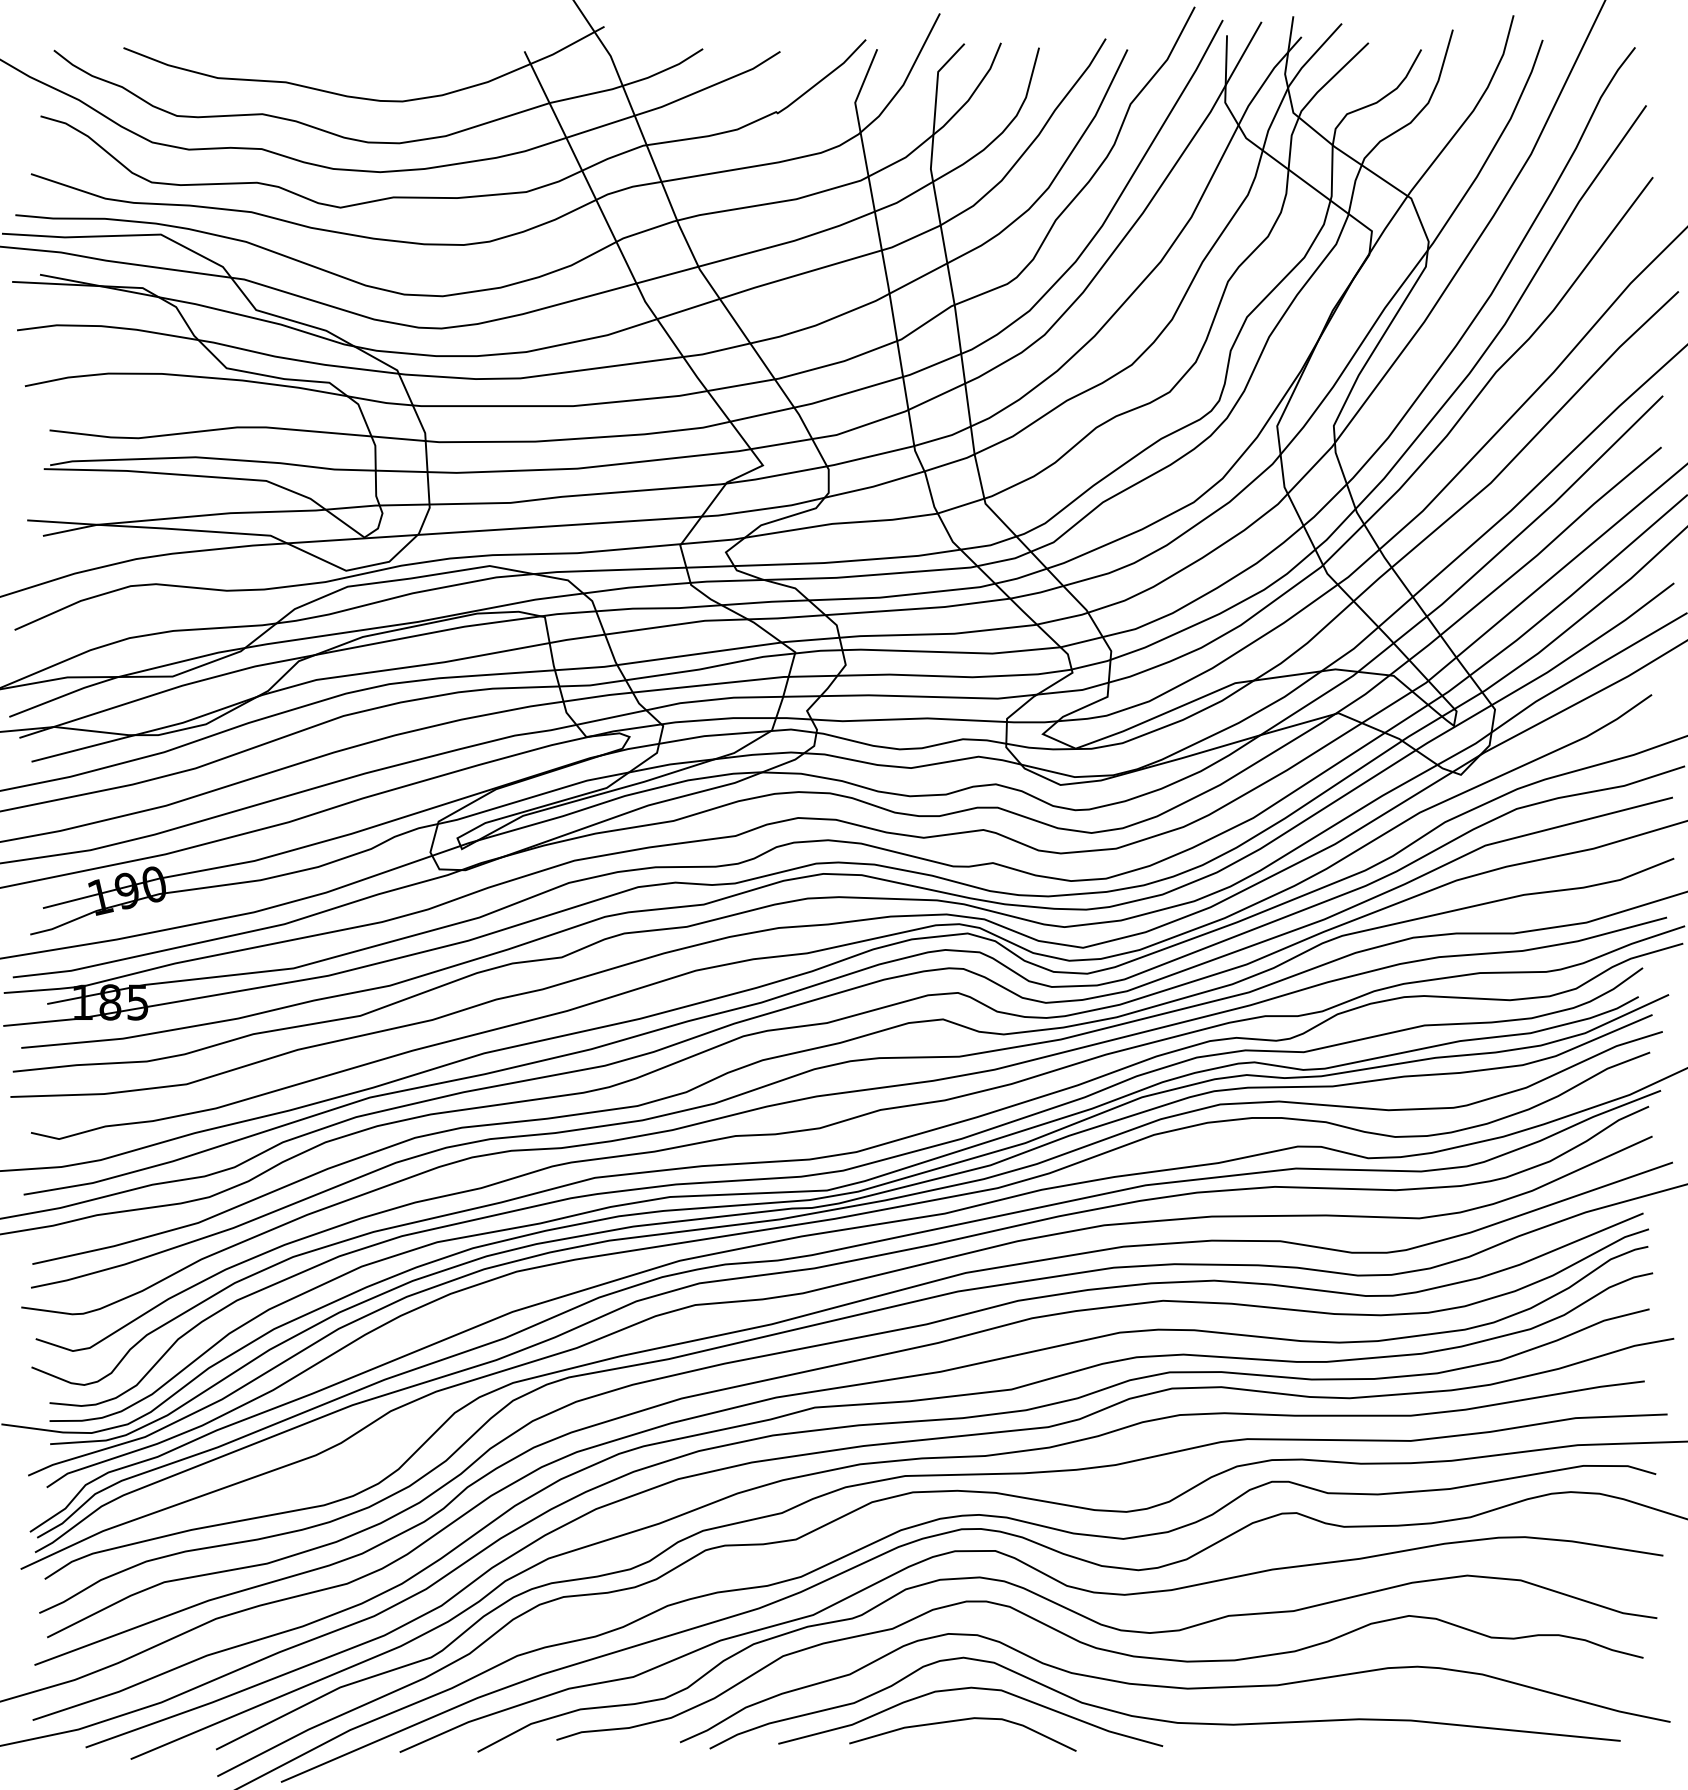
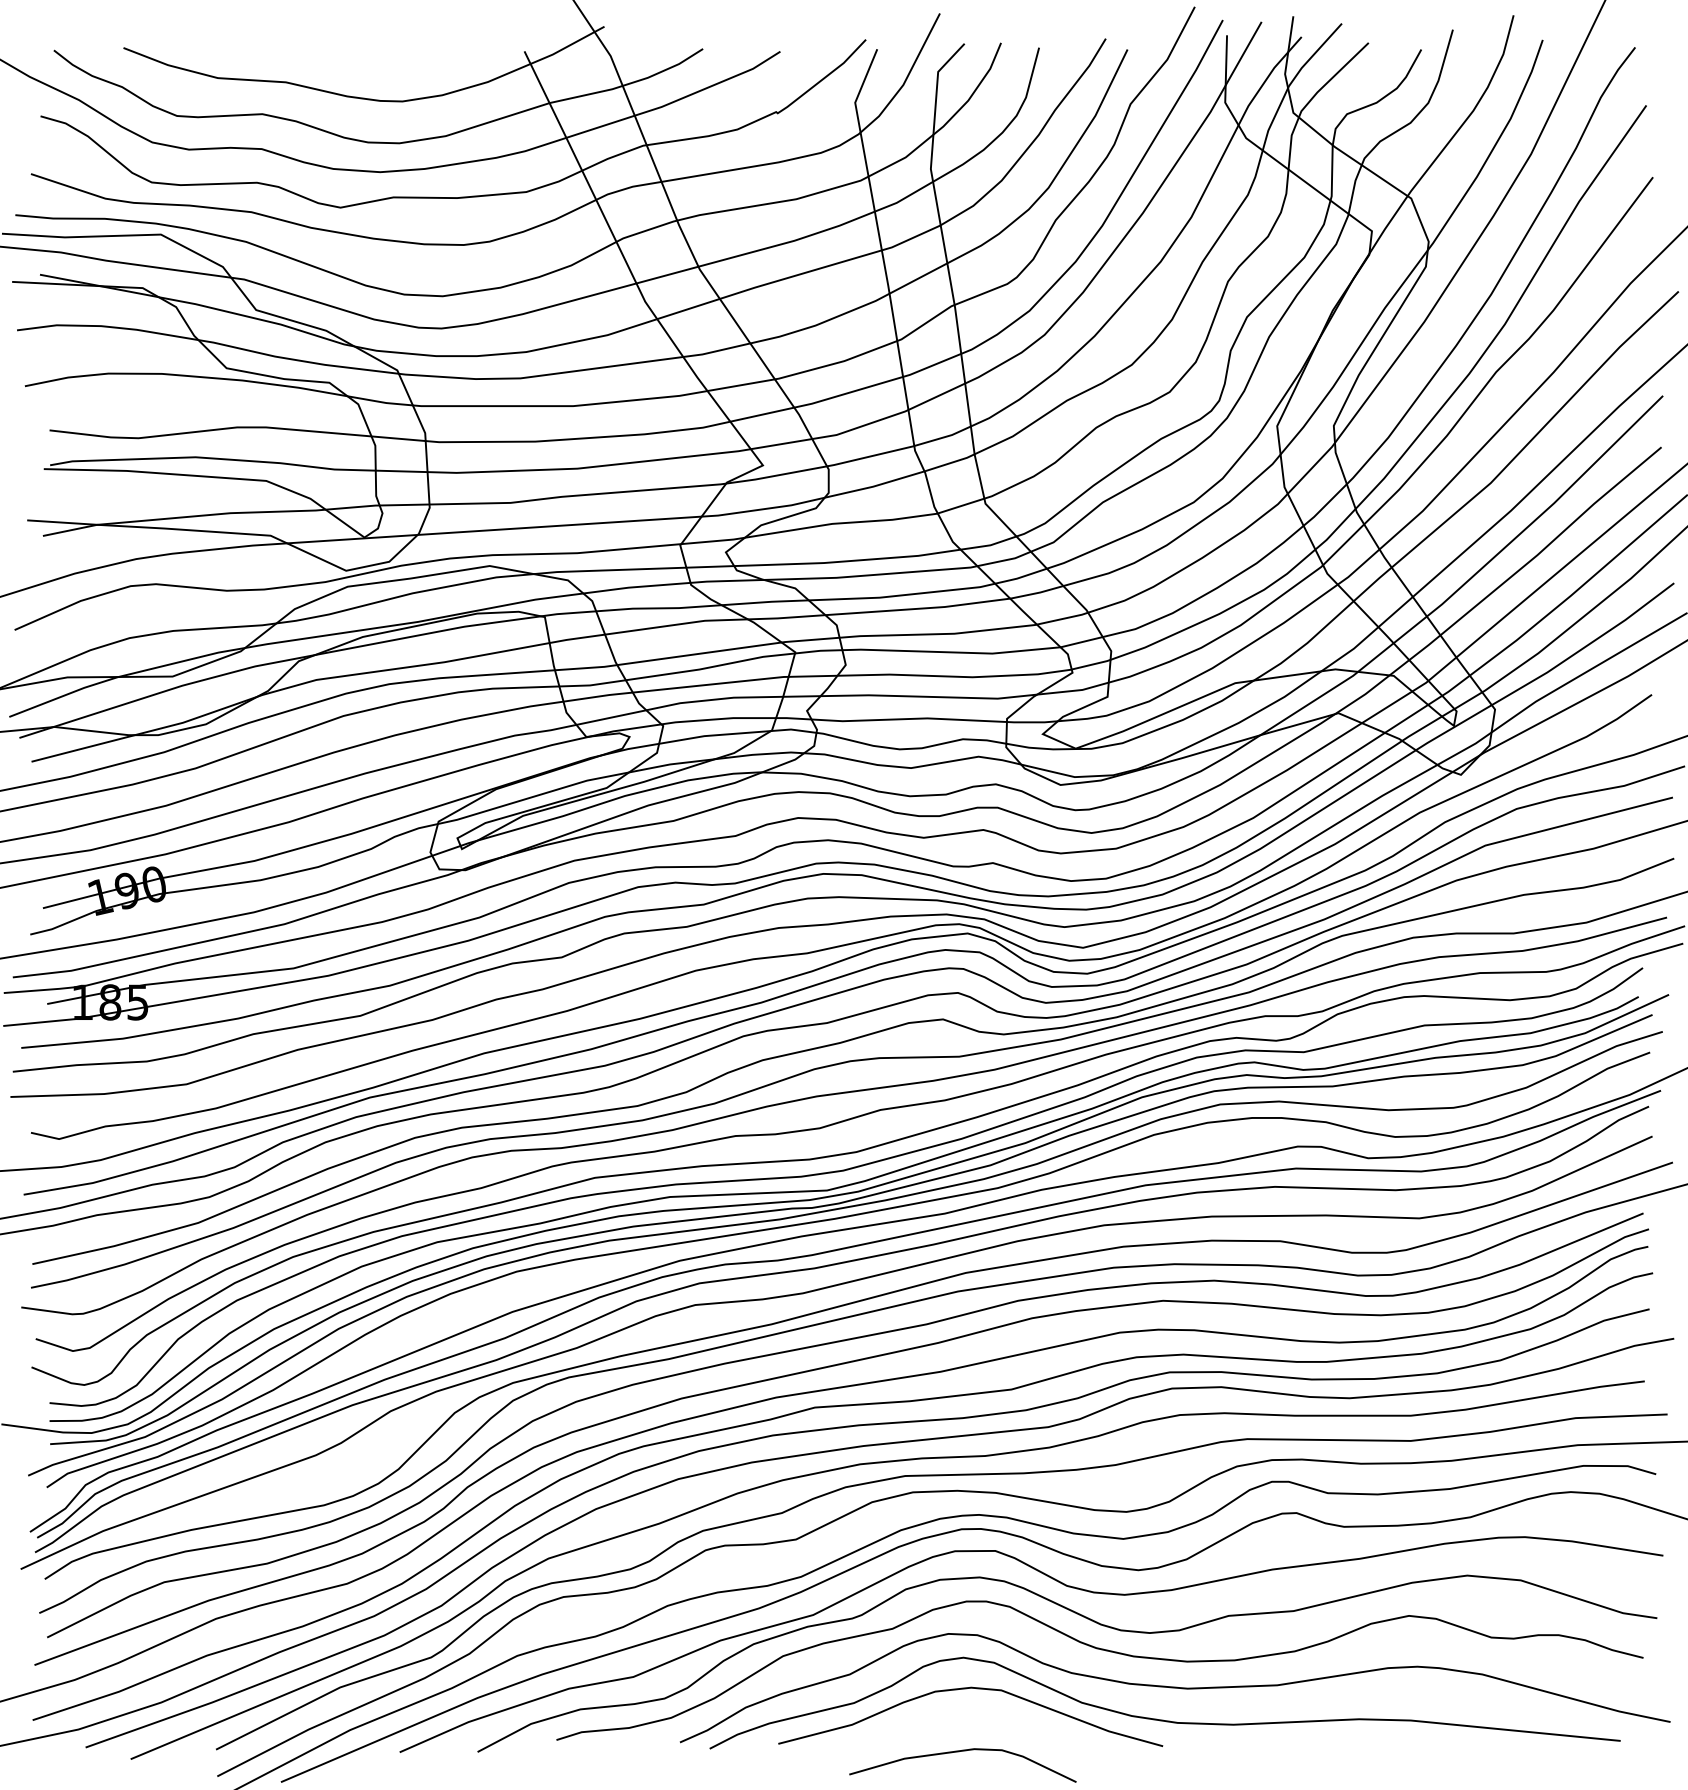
curve position: (959, 1721) -> (959, 1752) (959, 1752)
